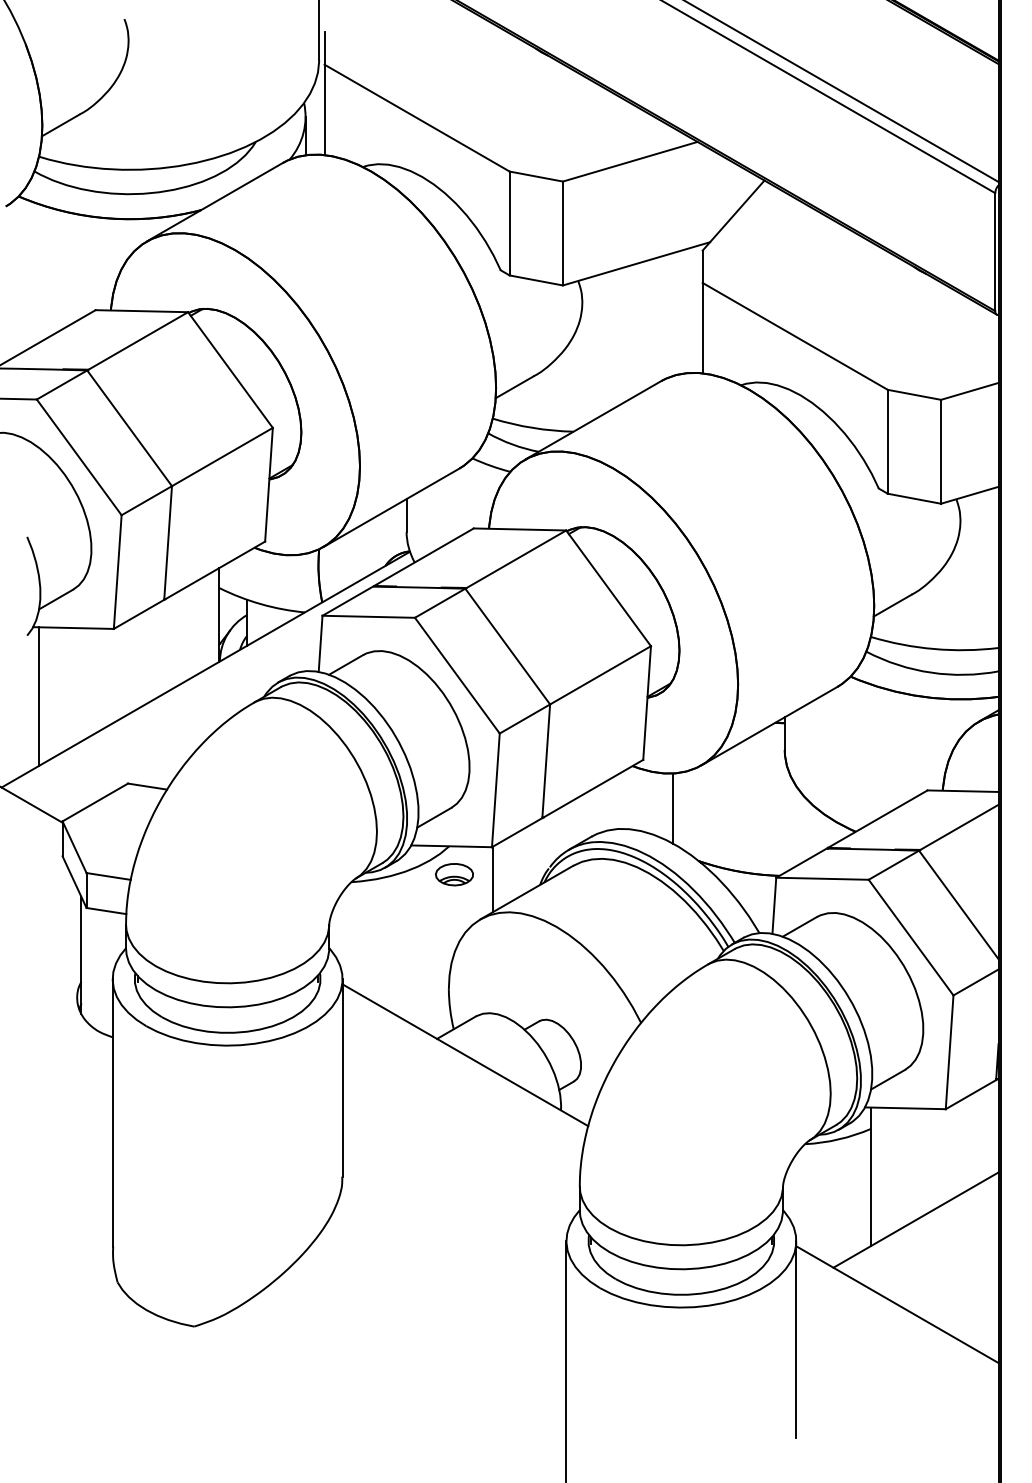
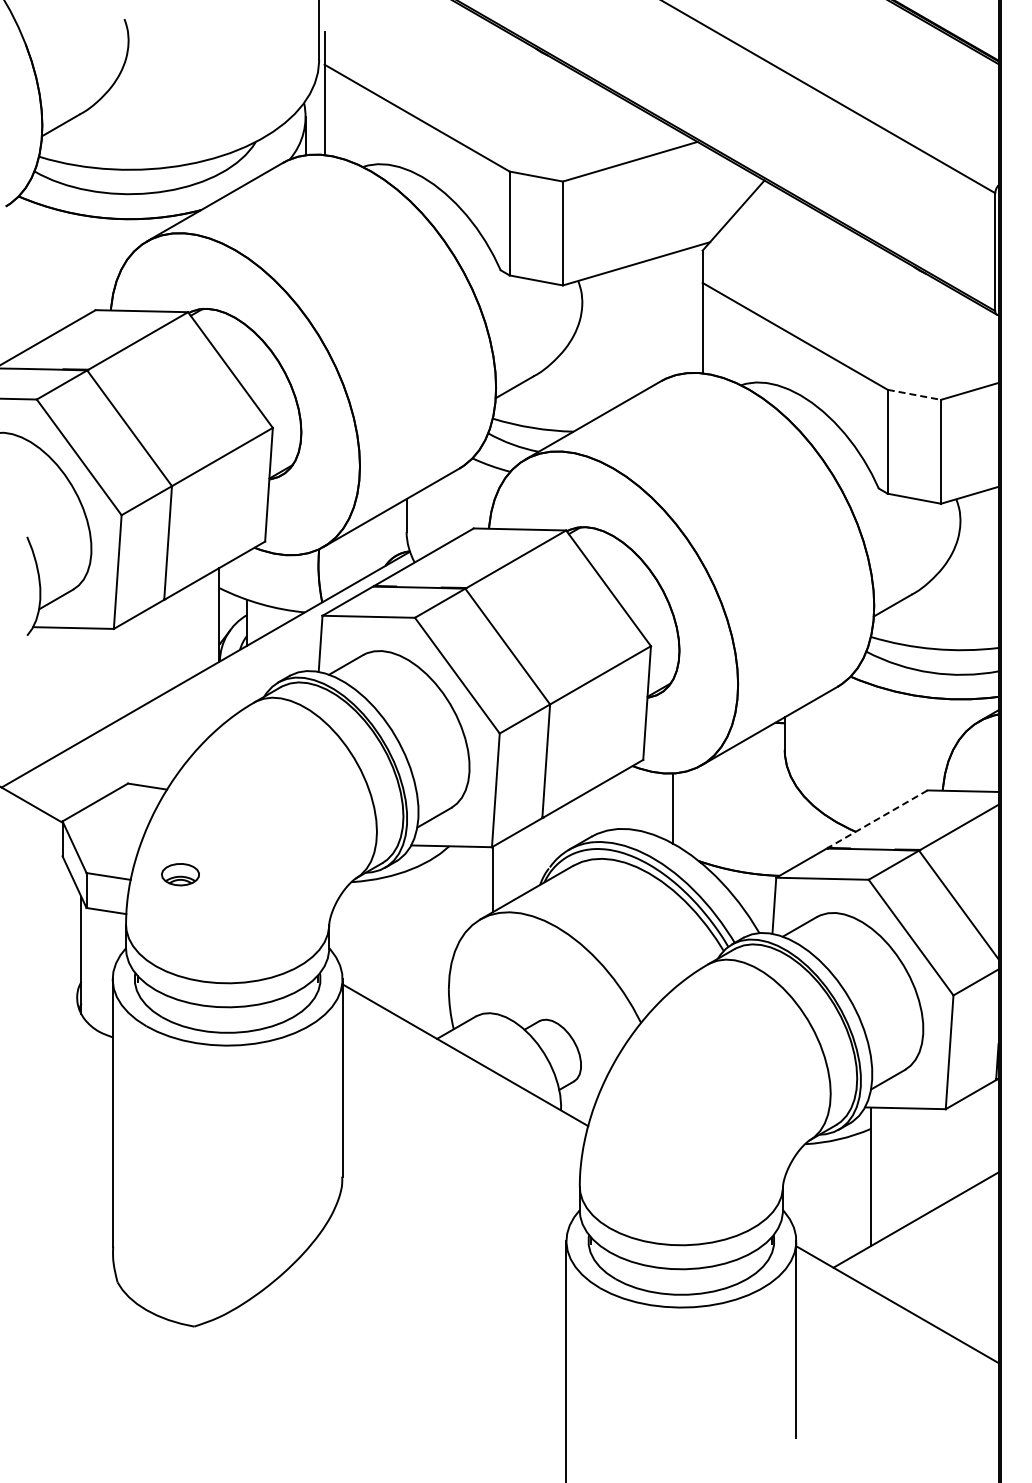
line: present -> none (842, 92)
line: solid -> dashed (914, 394)
line: present -> none (39, 696)
line: solid -> dashed (877, 819)
part position: (454, 874) -> (180, 874) (180, 874)
